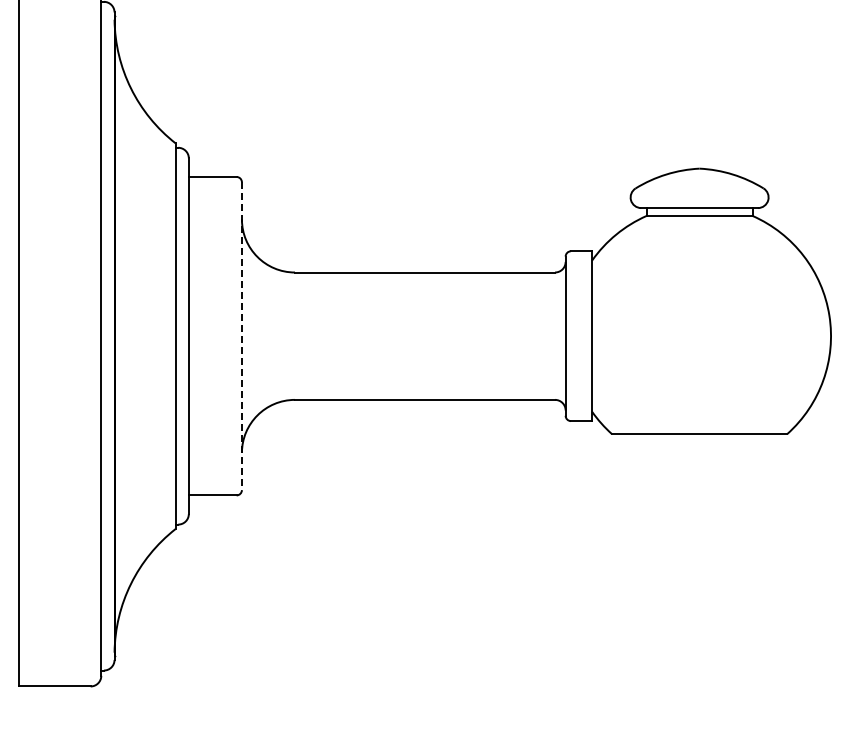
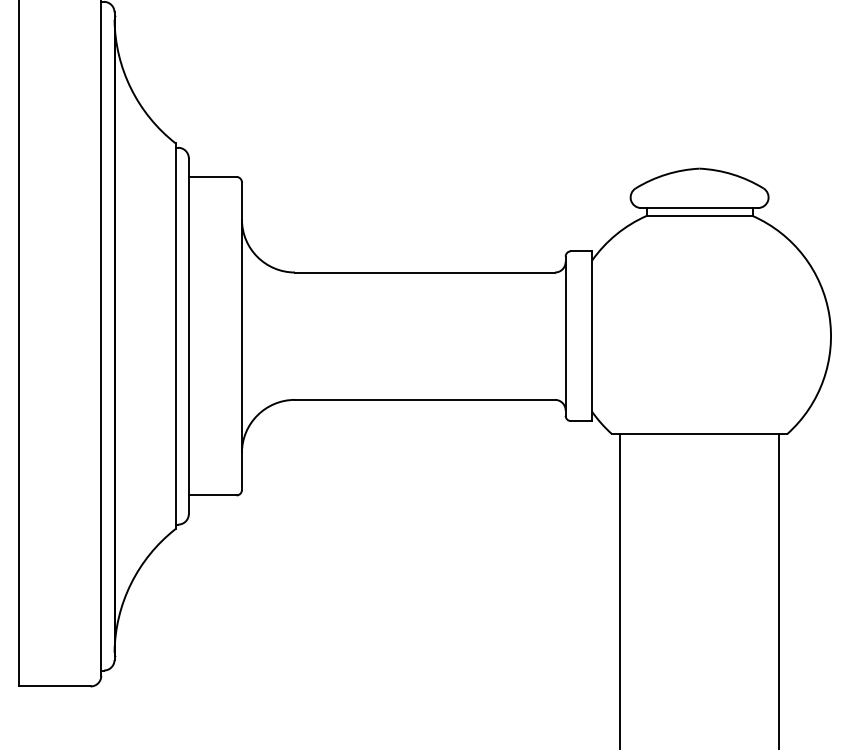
line: dashed -> solid (241, 336)
line: none -> present (620, 590)
line: none -> present (779, 590)
